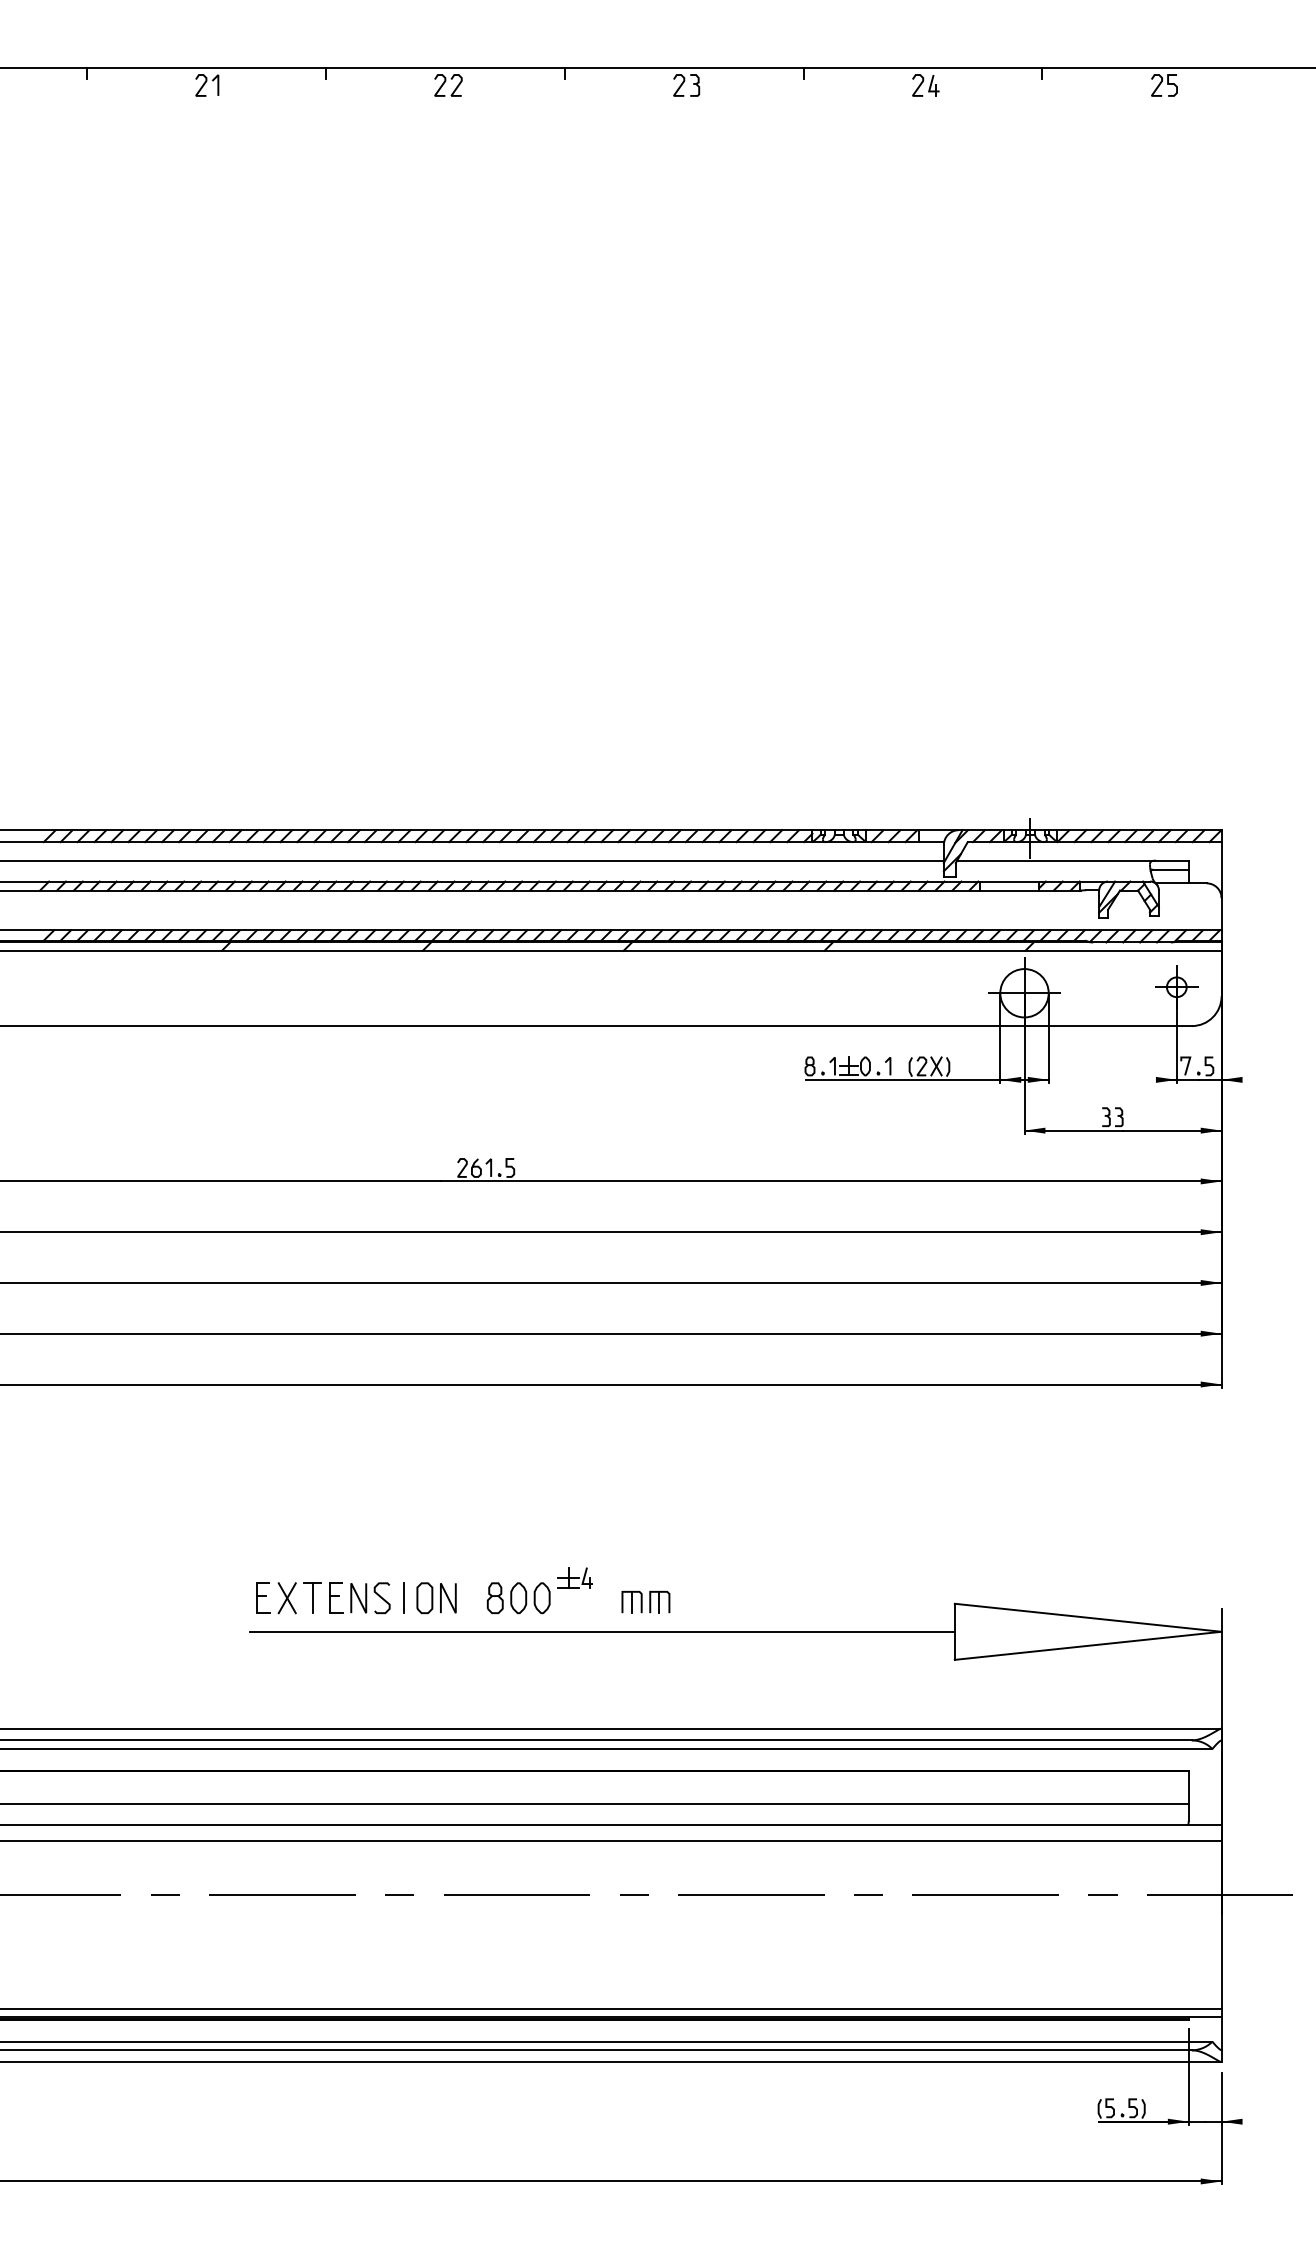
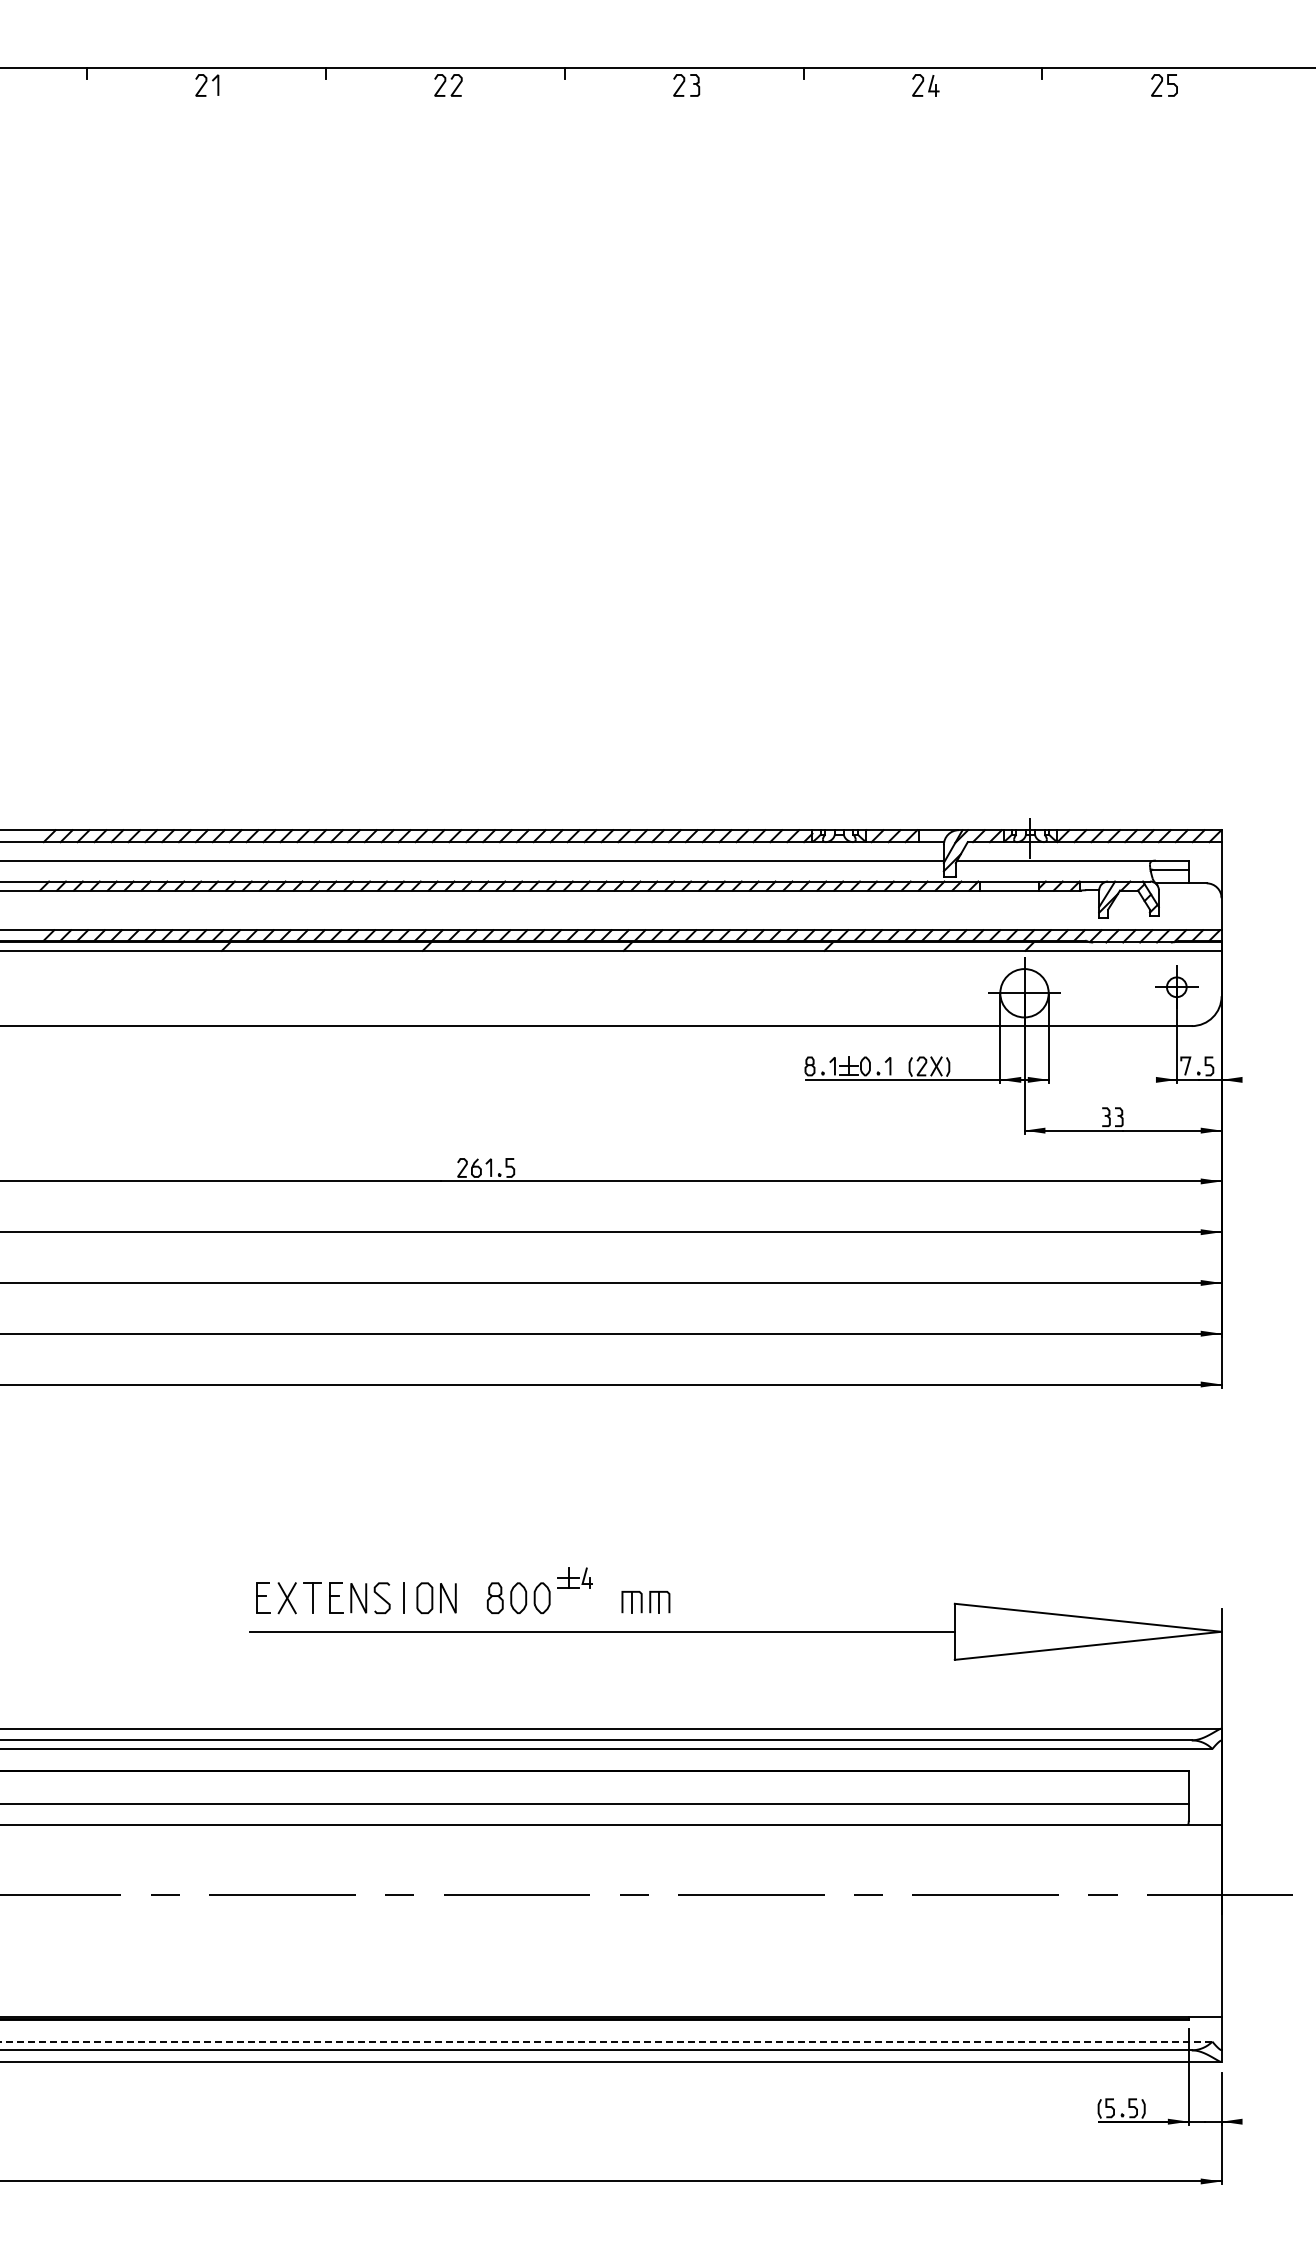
line: present -> none (611, 1840)
line: present -> none (611, 2008)
line: solid -> dashed (606, 2041)
